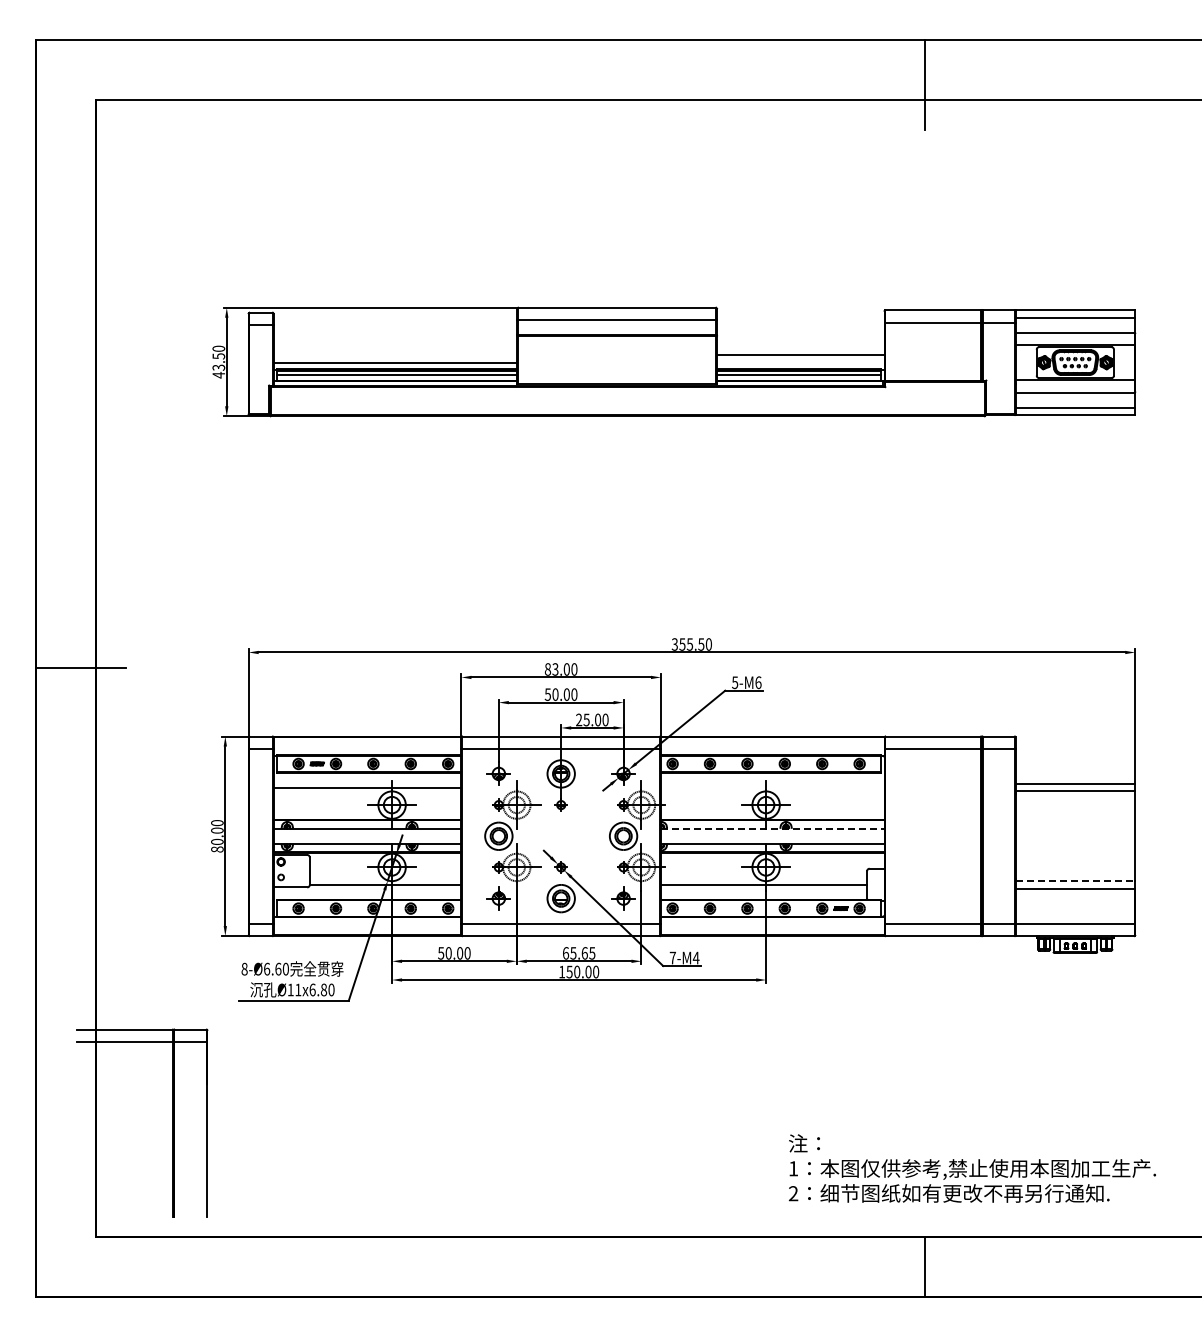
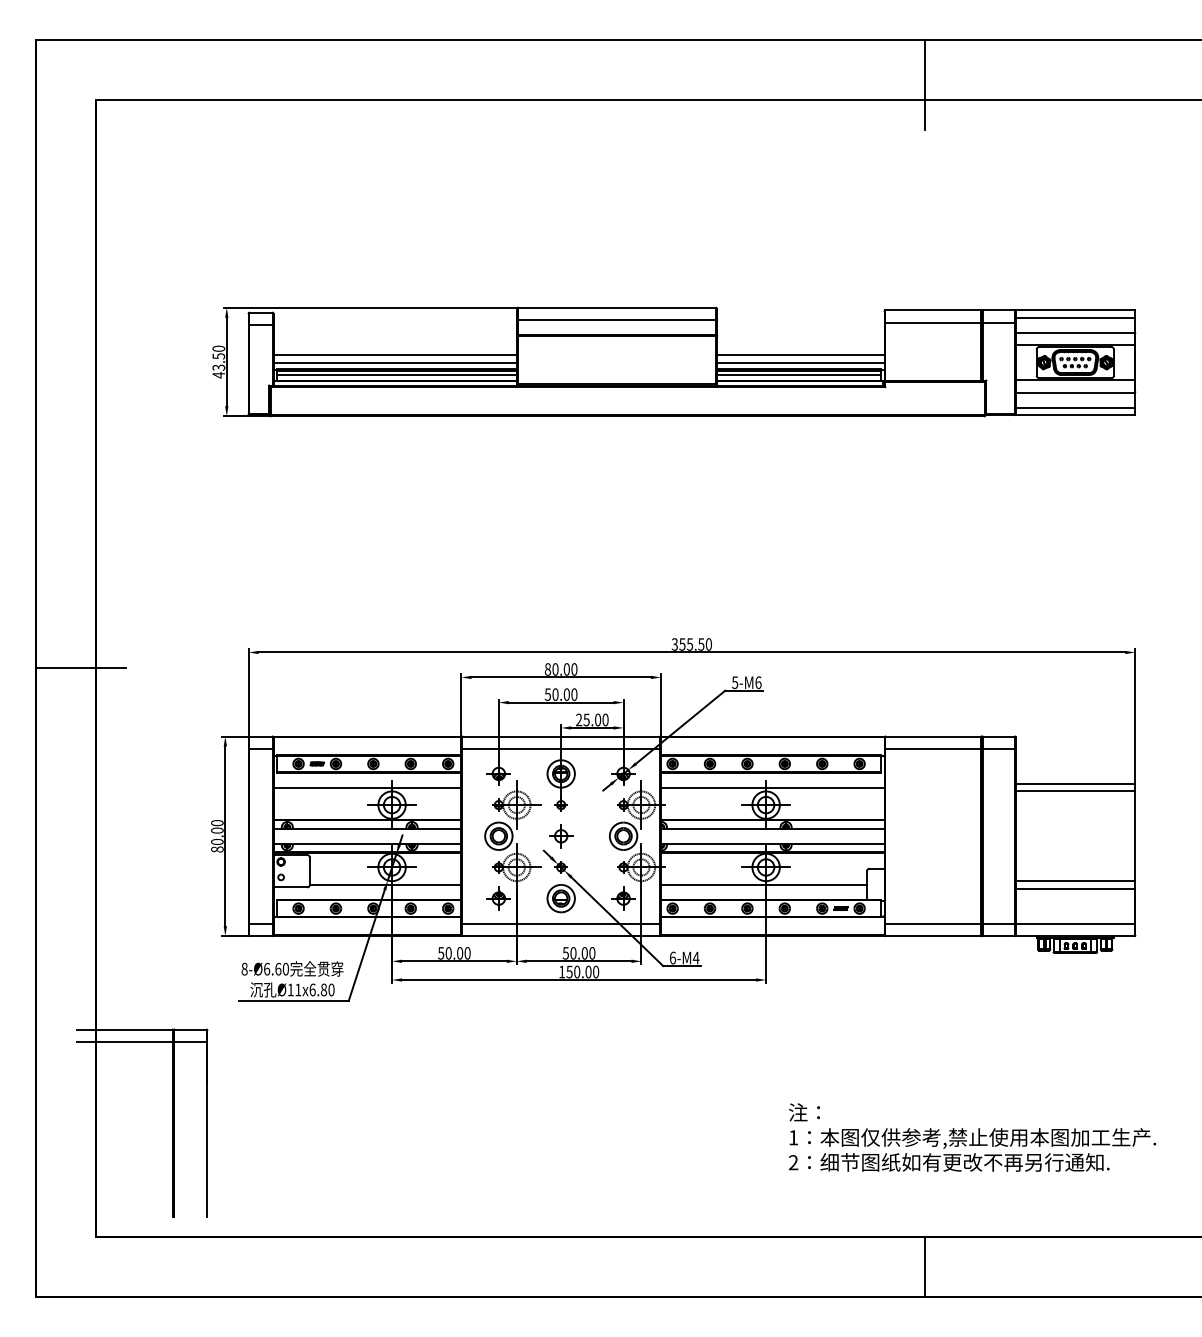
line: none -> present (395, 355)
line: none -> present (800, 362)
text: 83.00 -> 80.00 (555, 669)
line: none -> present (772, 787)
line: dashed -> solid (772, 828)
part: none -> present (561, 836)
line: dashed -> solid (1075, 881)
text: 65.65 -> 50.00 (578, 953)
text: 7-M4 -> 6-M4 (672, 957)
text position: (971, 1168) -> (971, 1137) (971, 1137)
